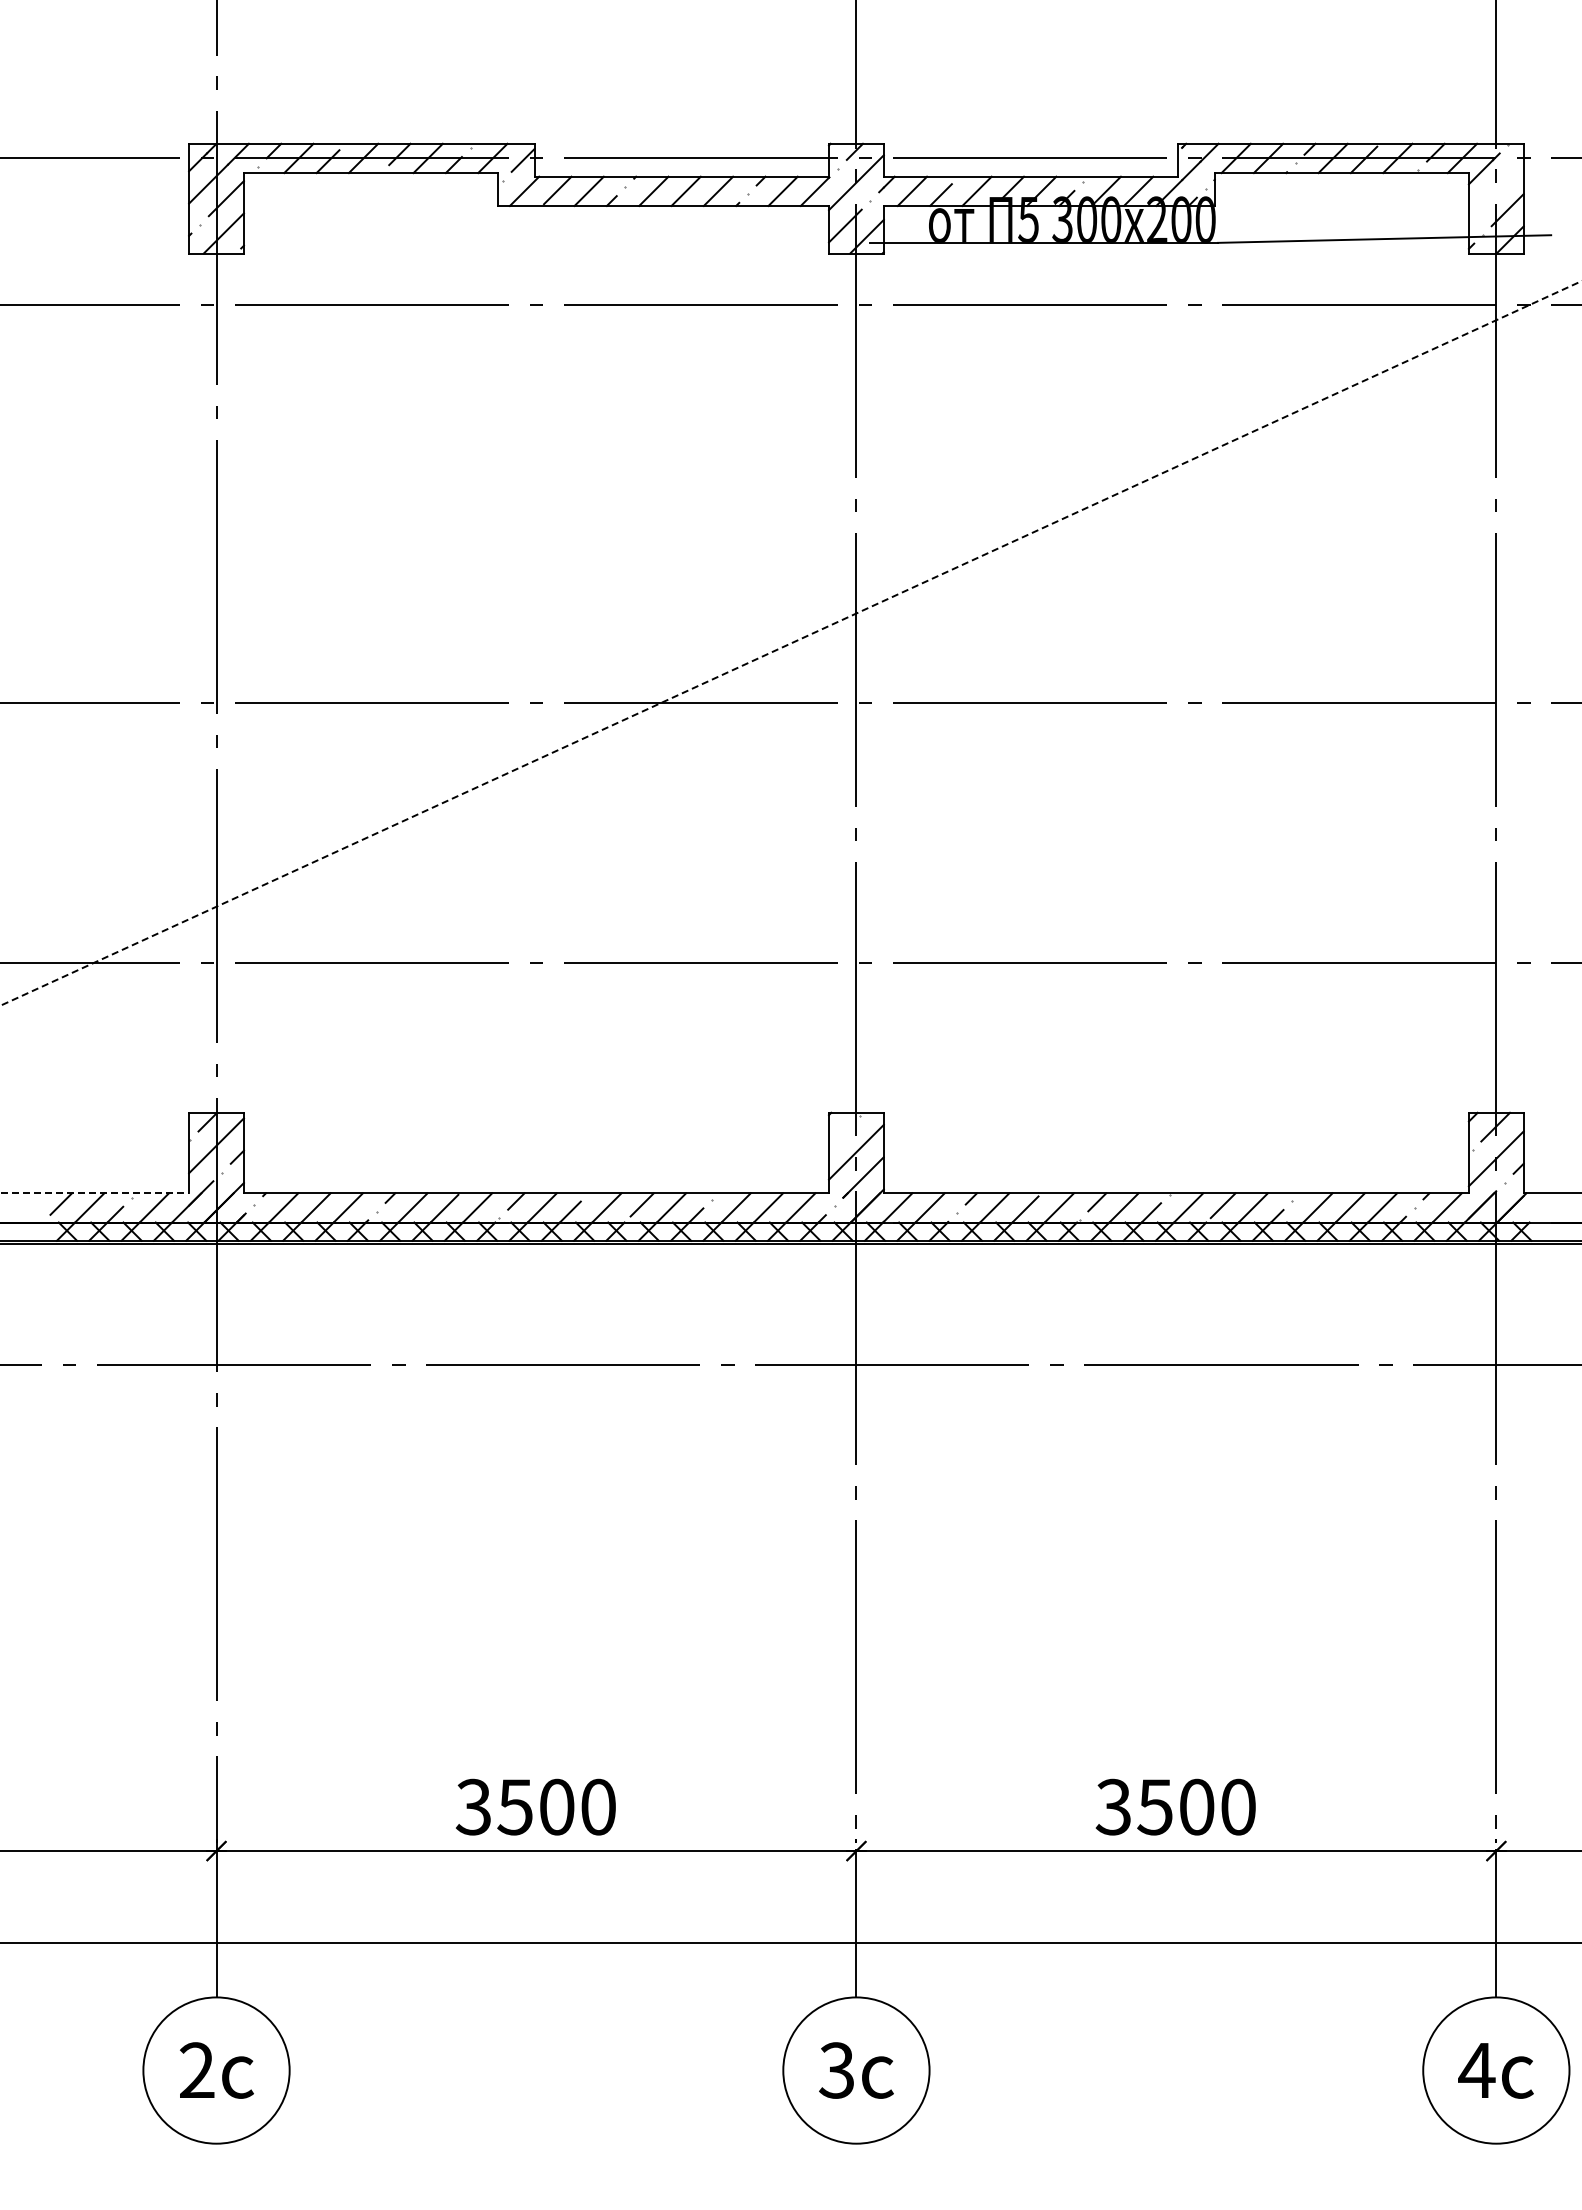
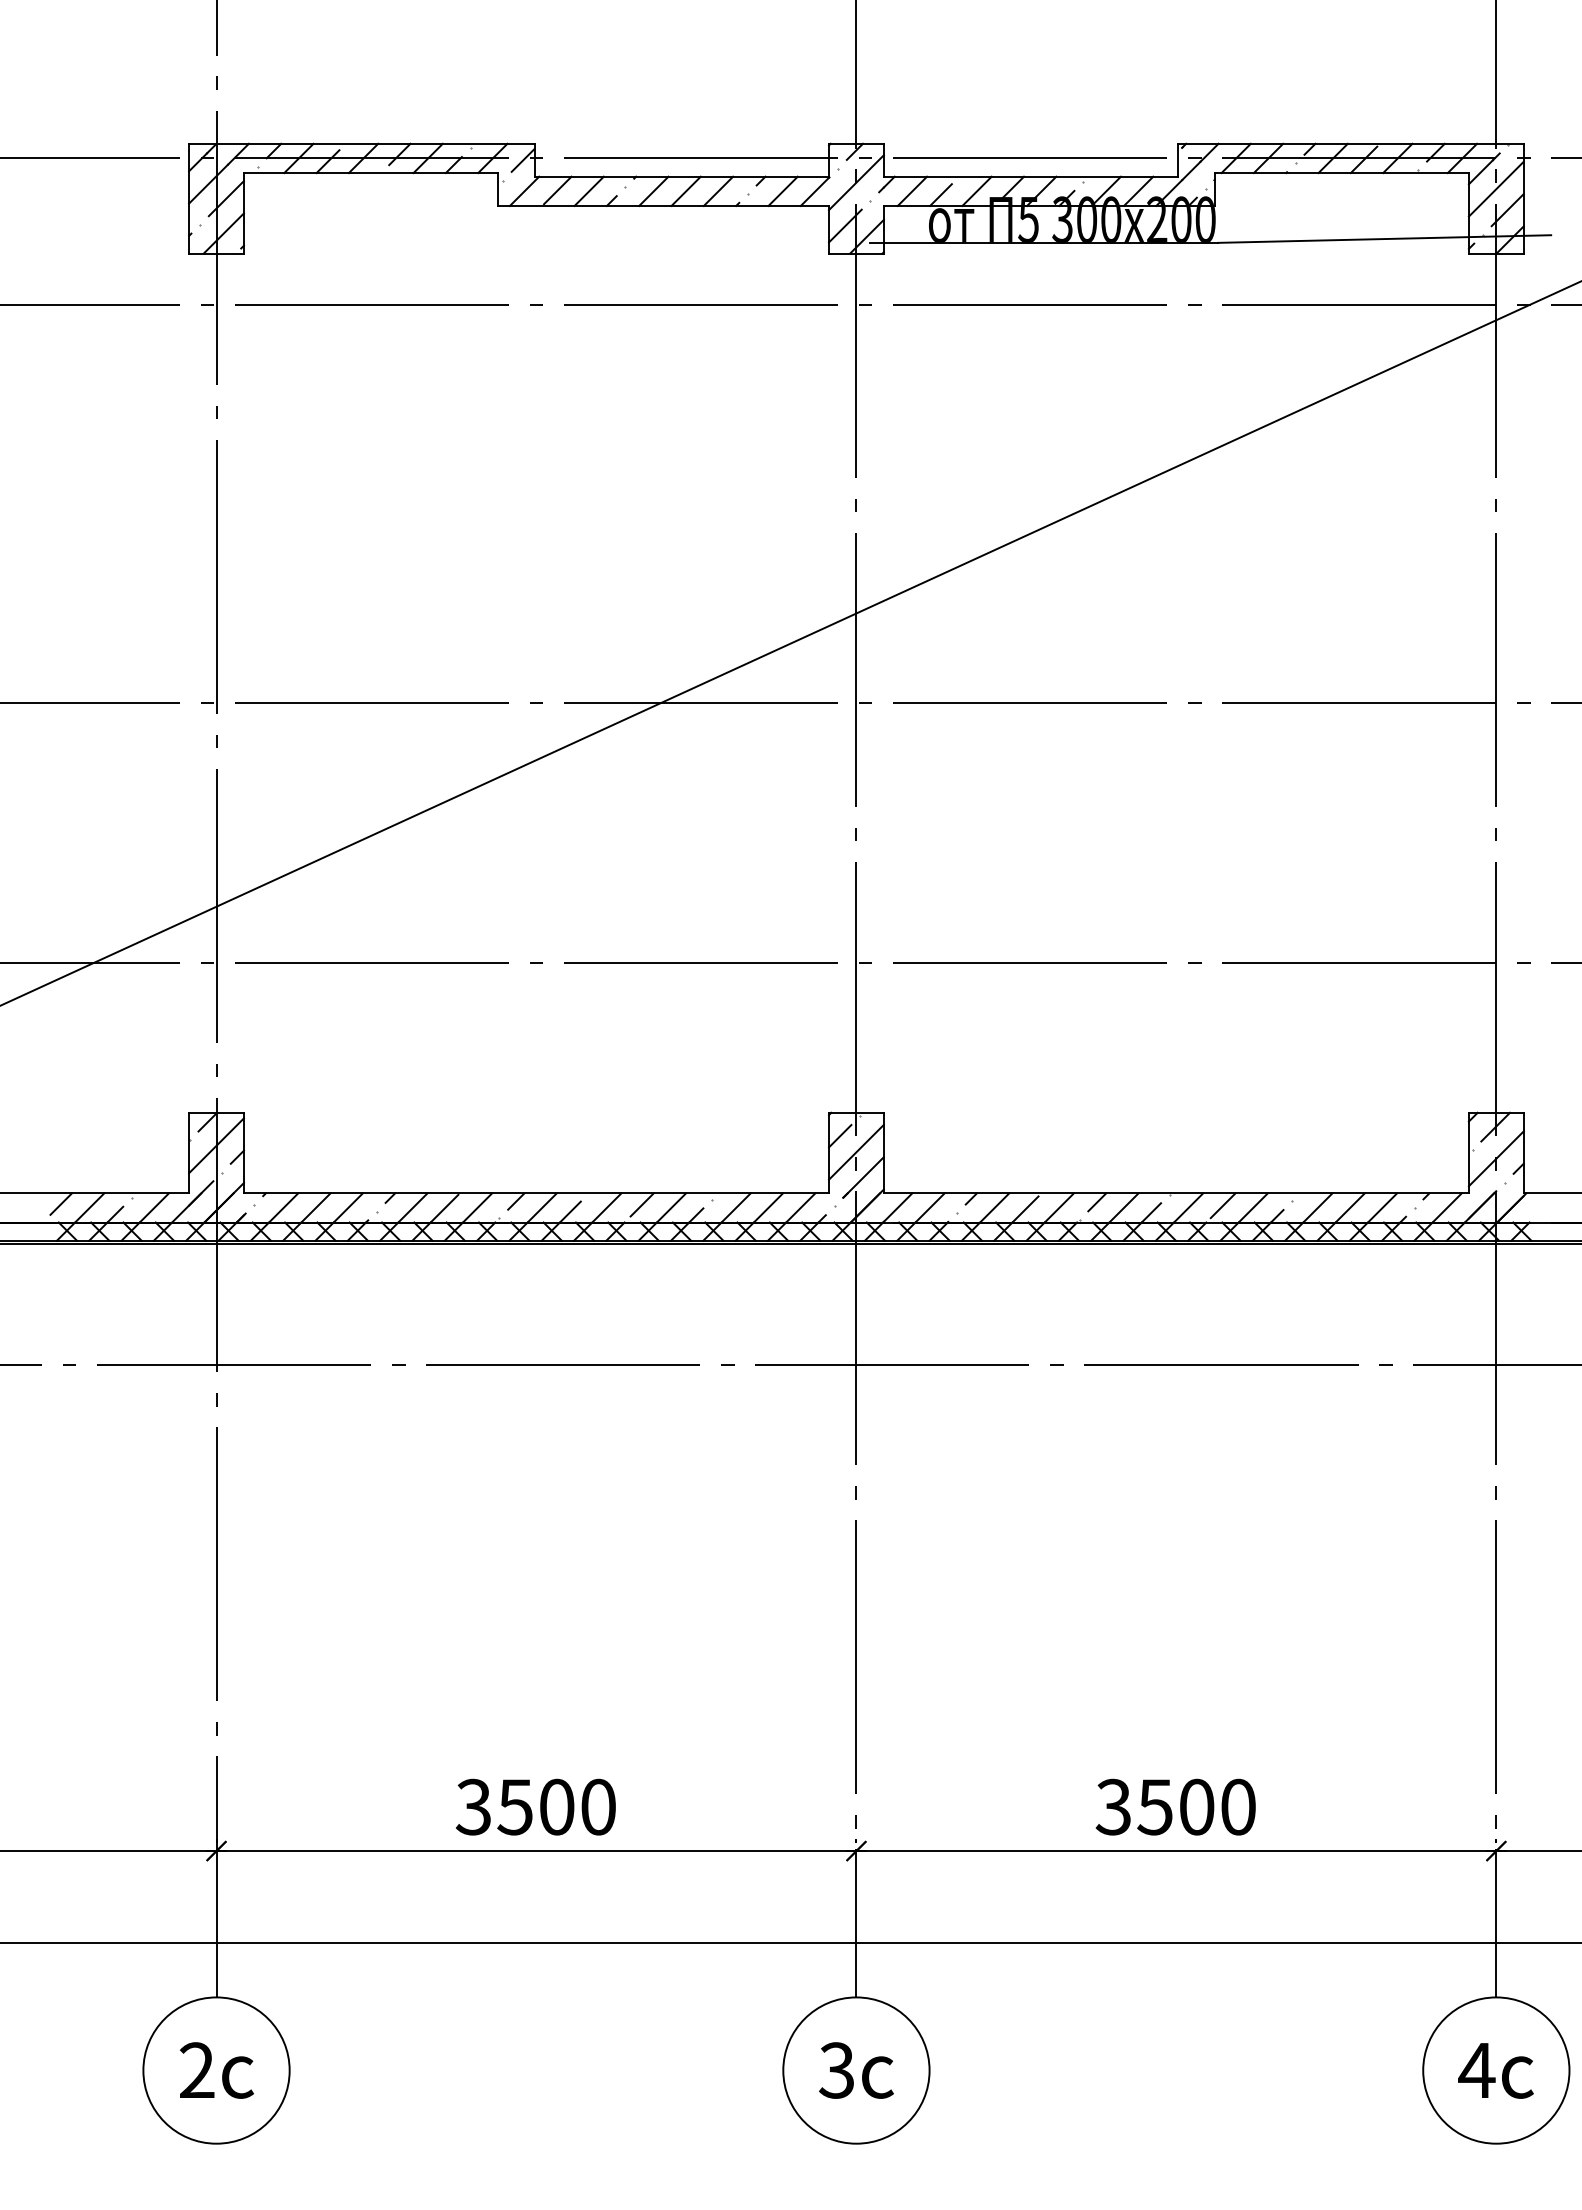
line: none -> present (1495, 188)
line: dashed -> solid (791, 643)
line: none -> present (840, 1136)
line: dashed -> solid (95, 1193)
